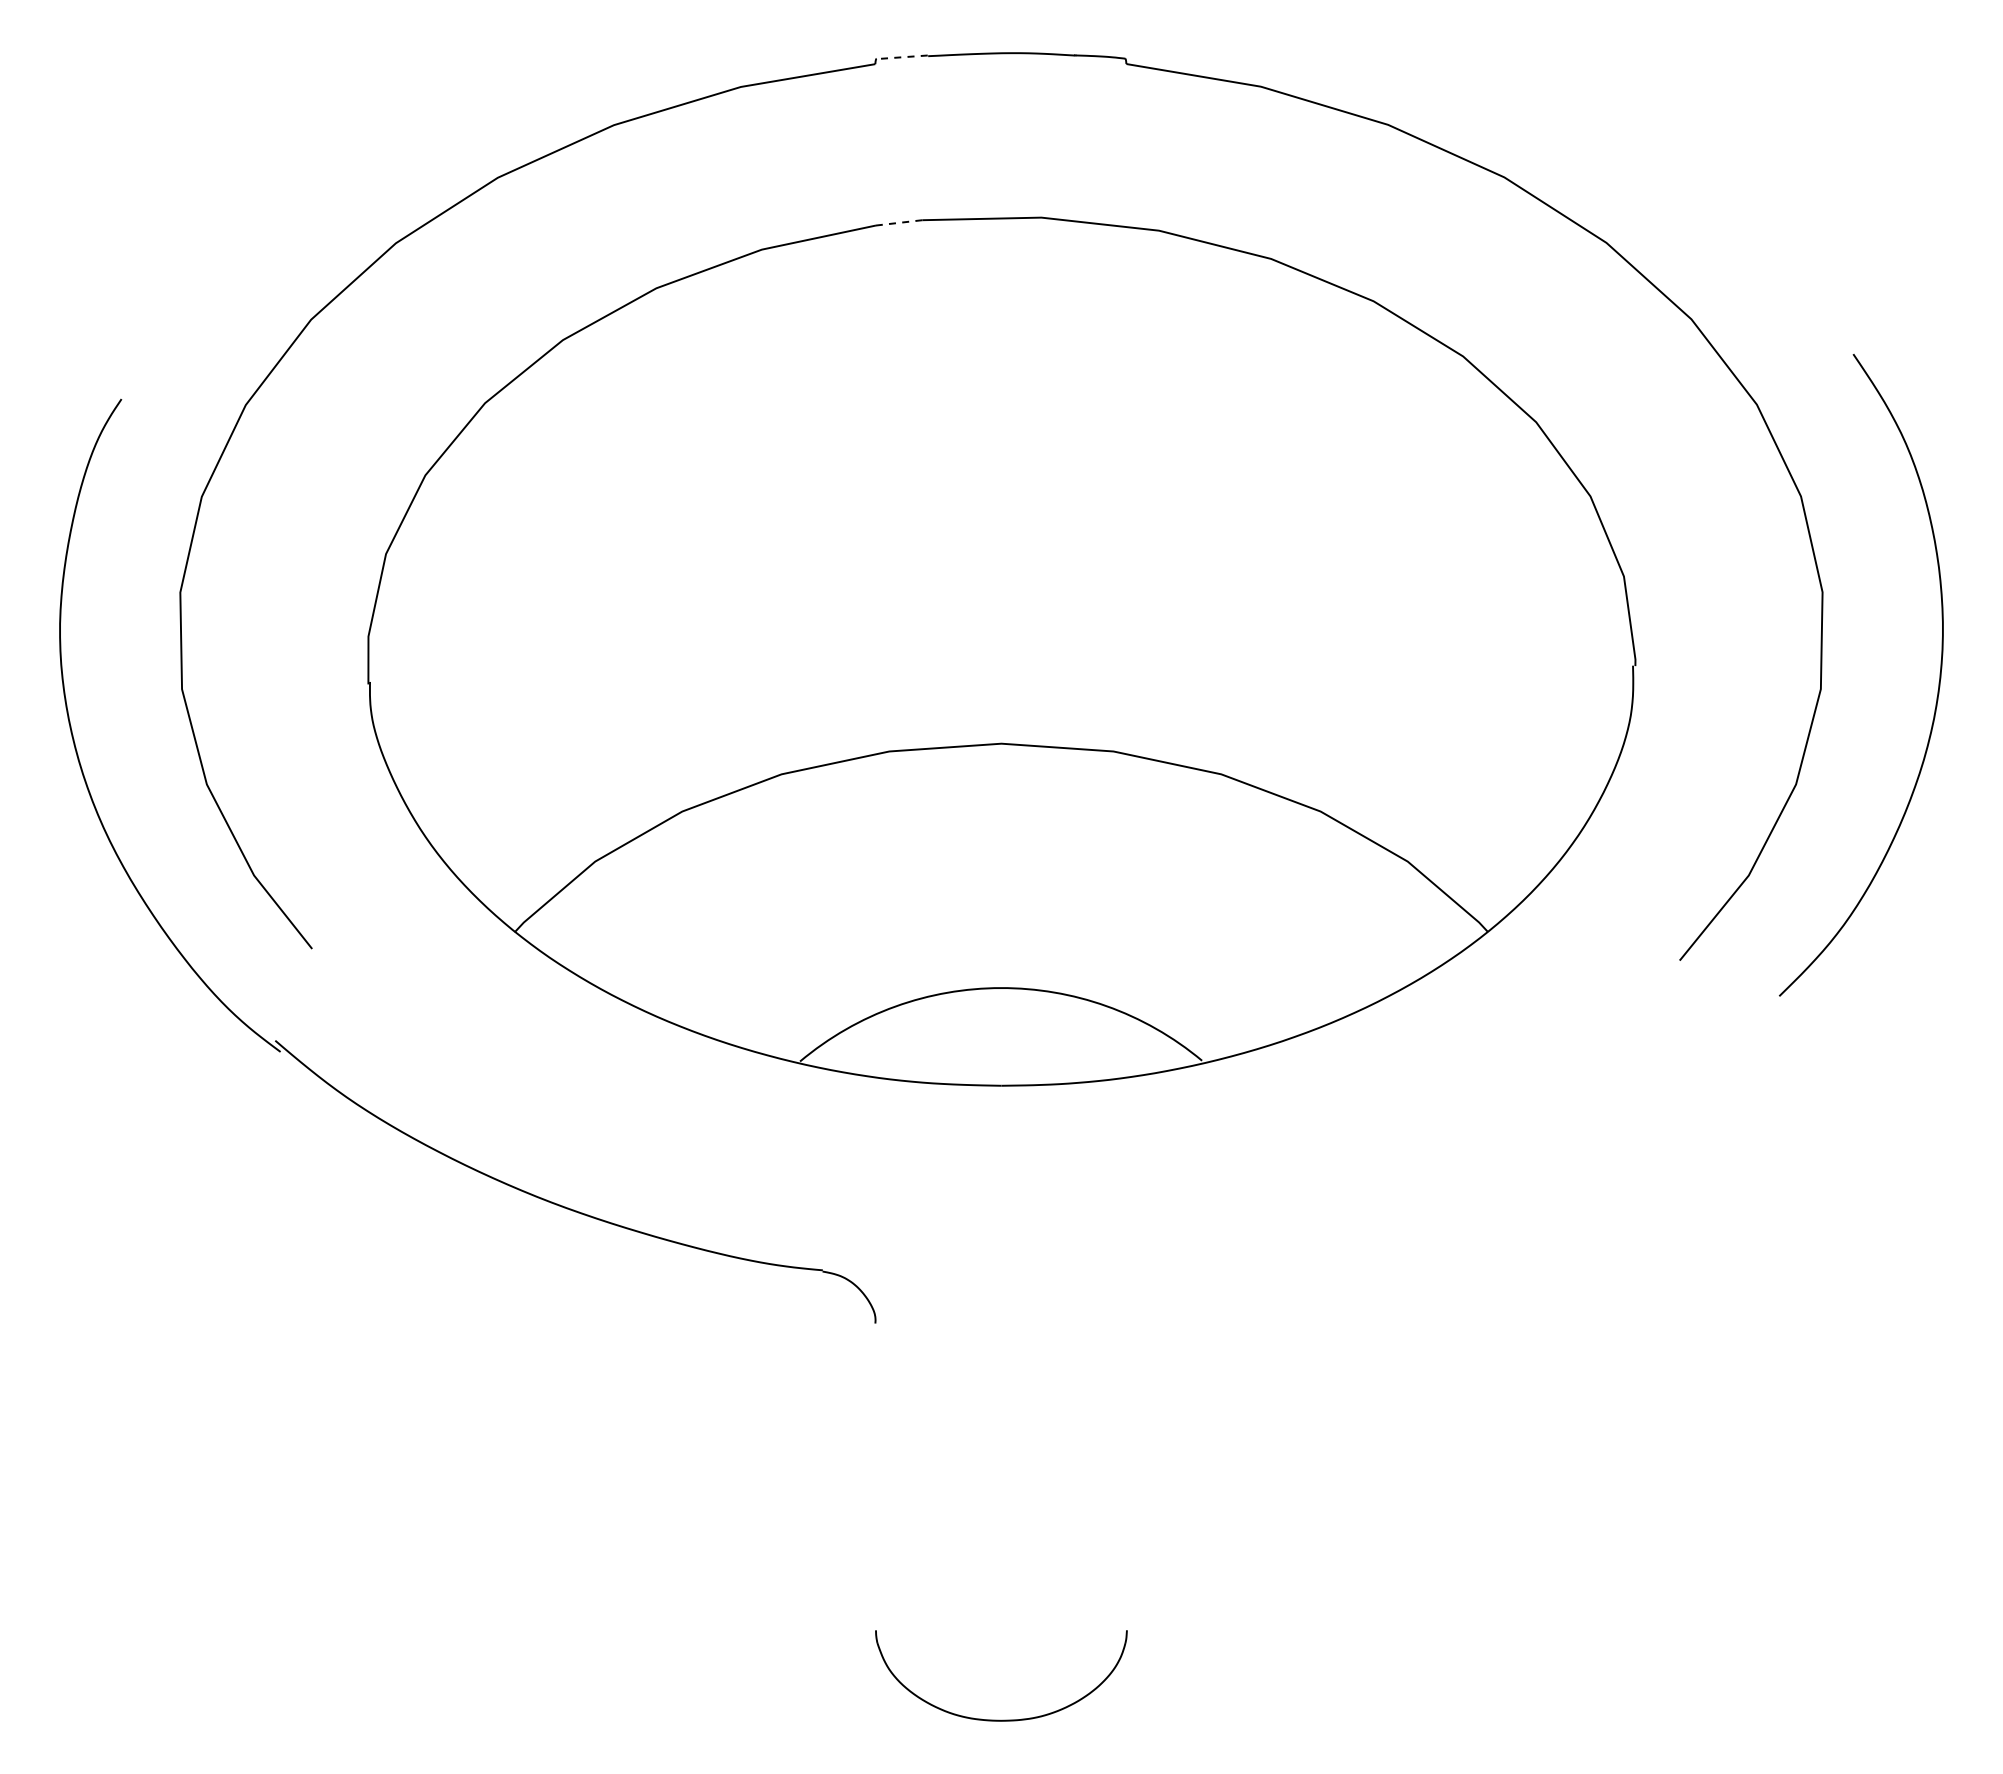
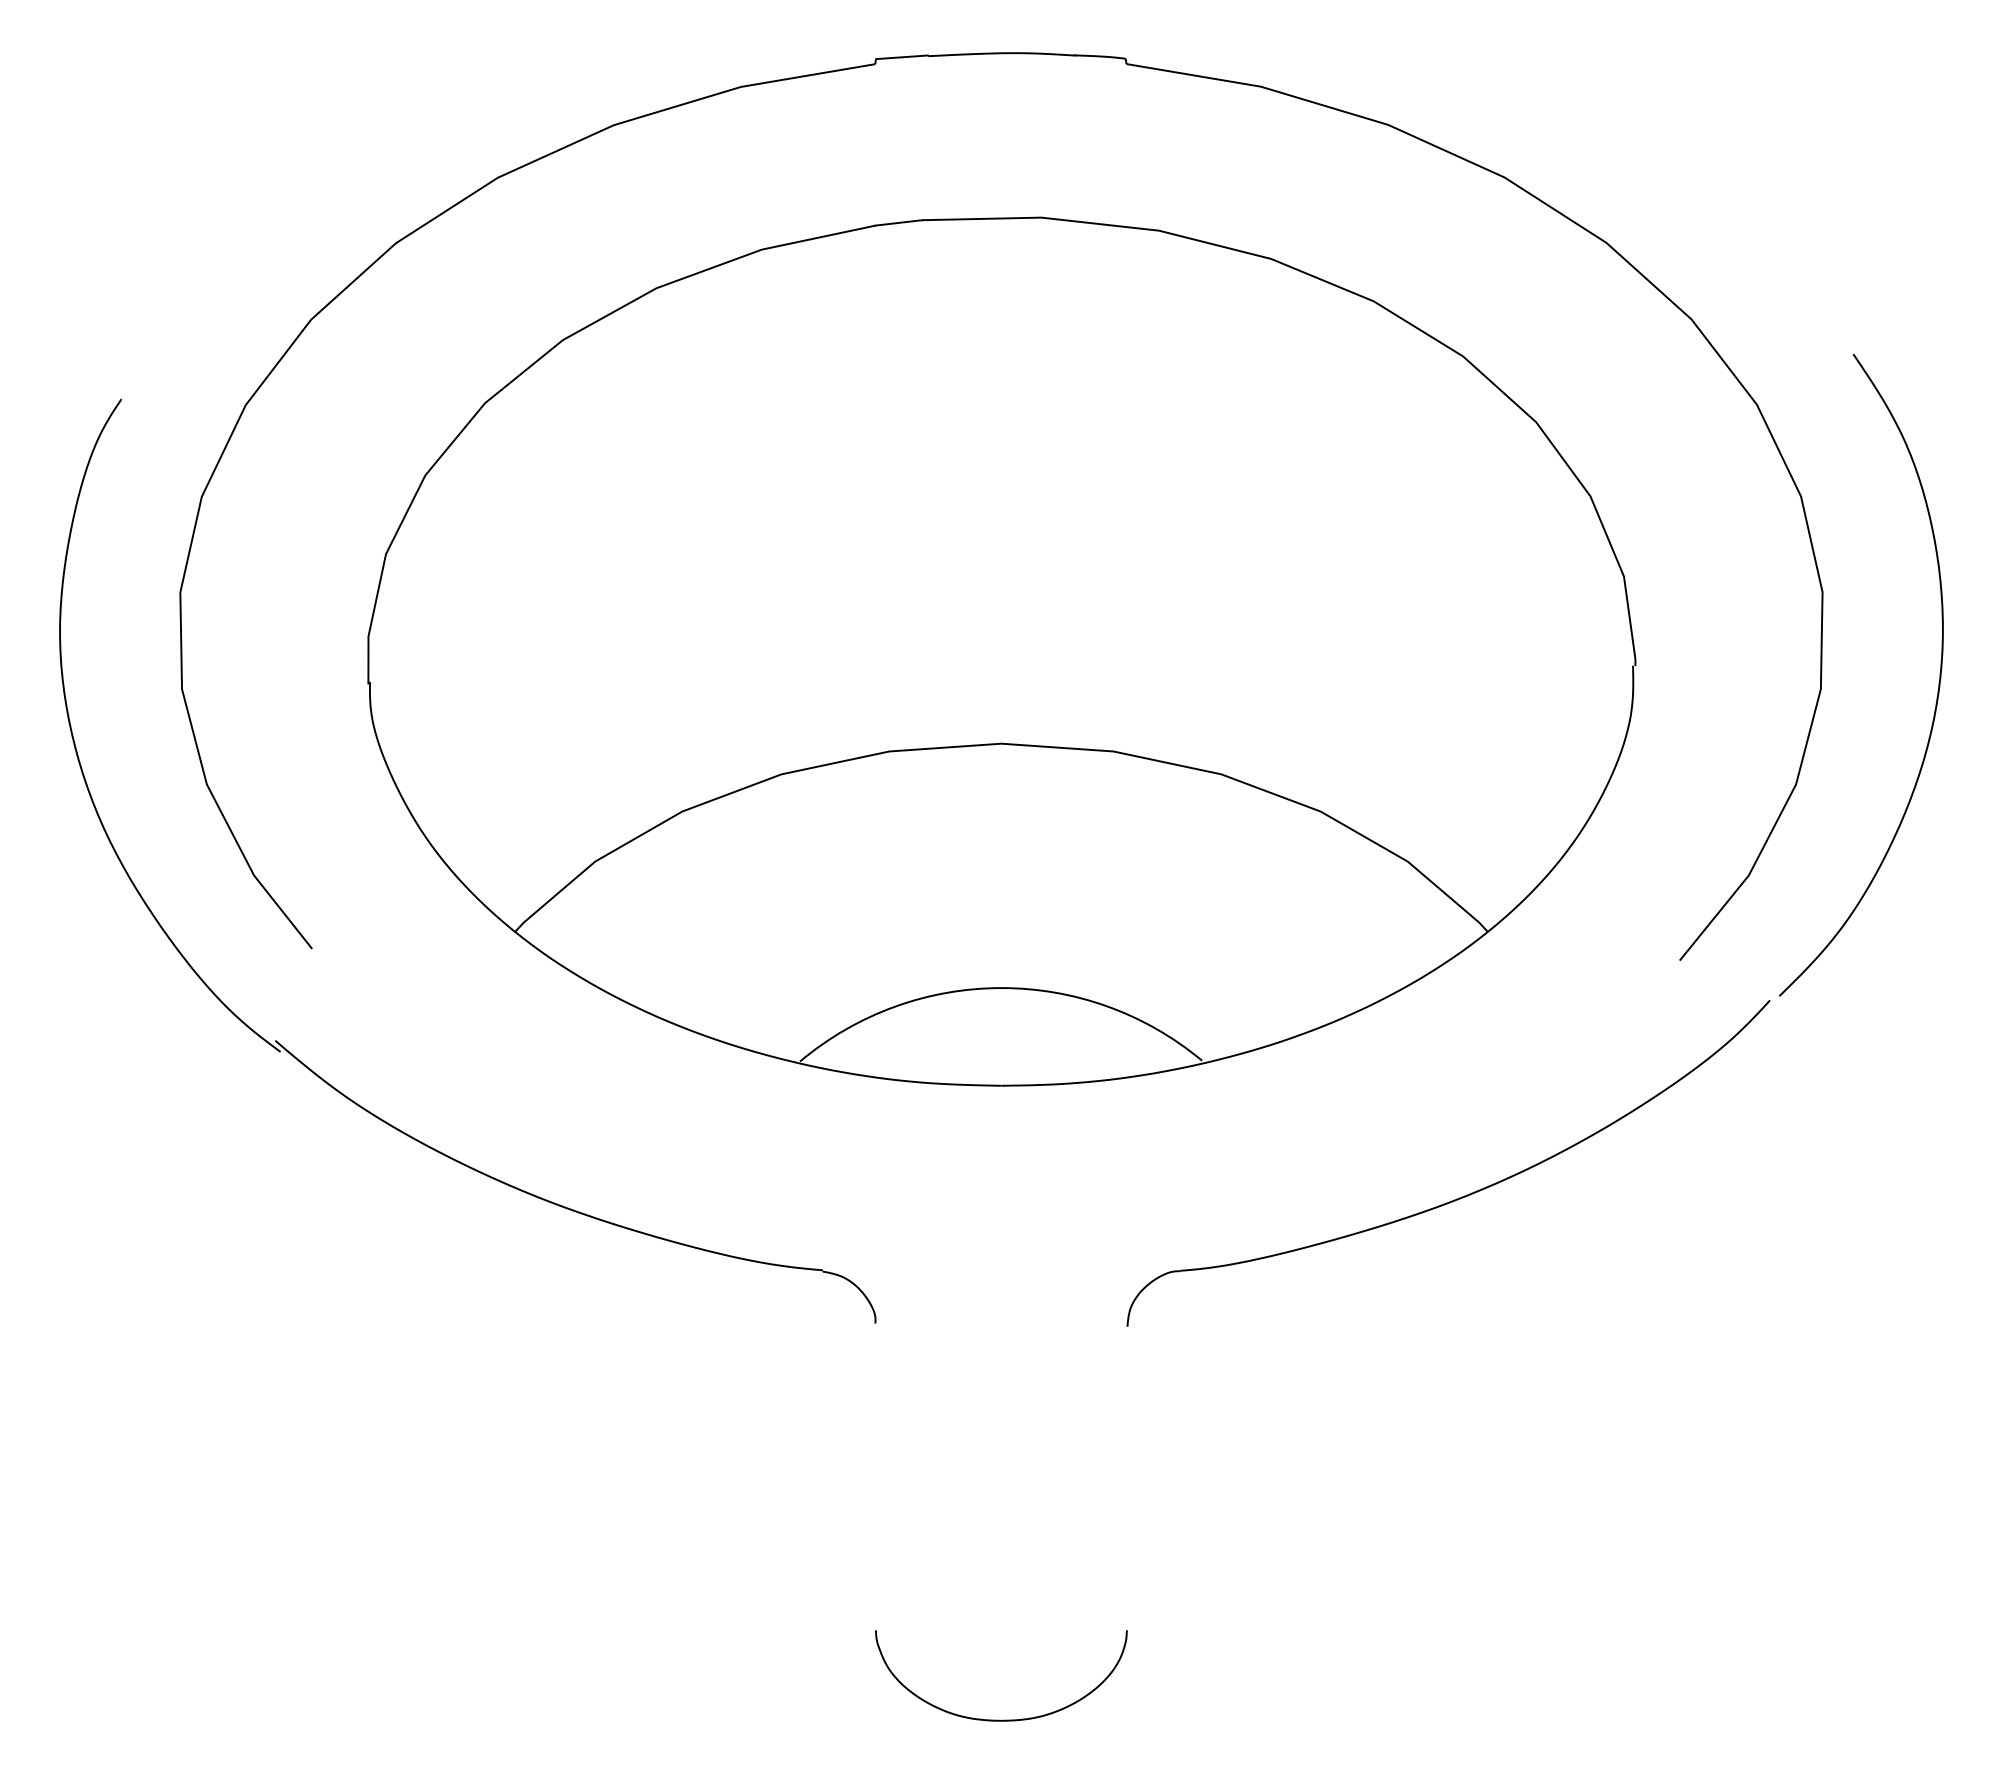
line: dashed -> solid (902, 57)
line: dashed -> solid (898, 222)
part: none -> present (1461, 1196)
